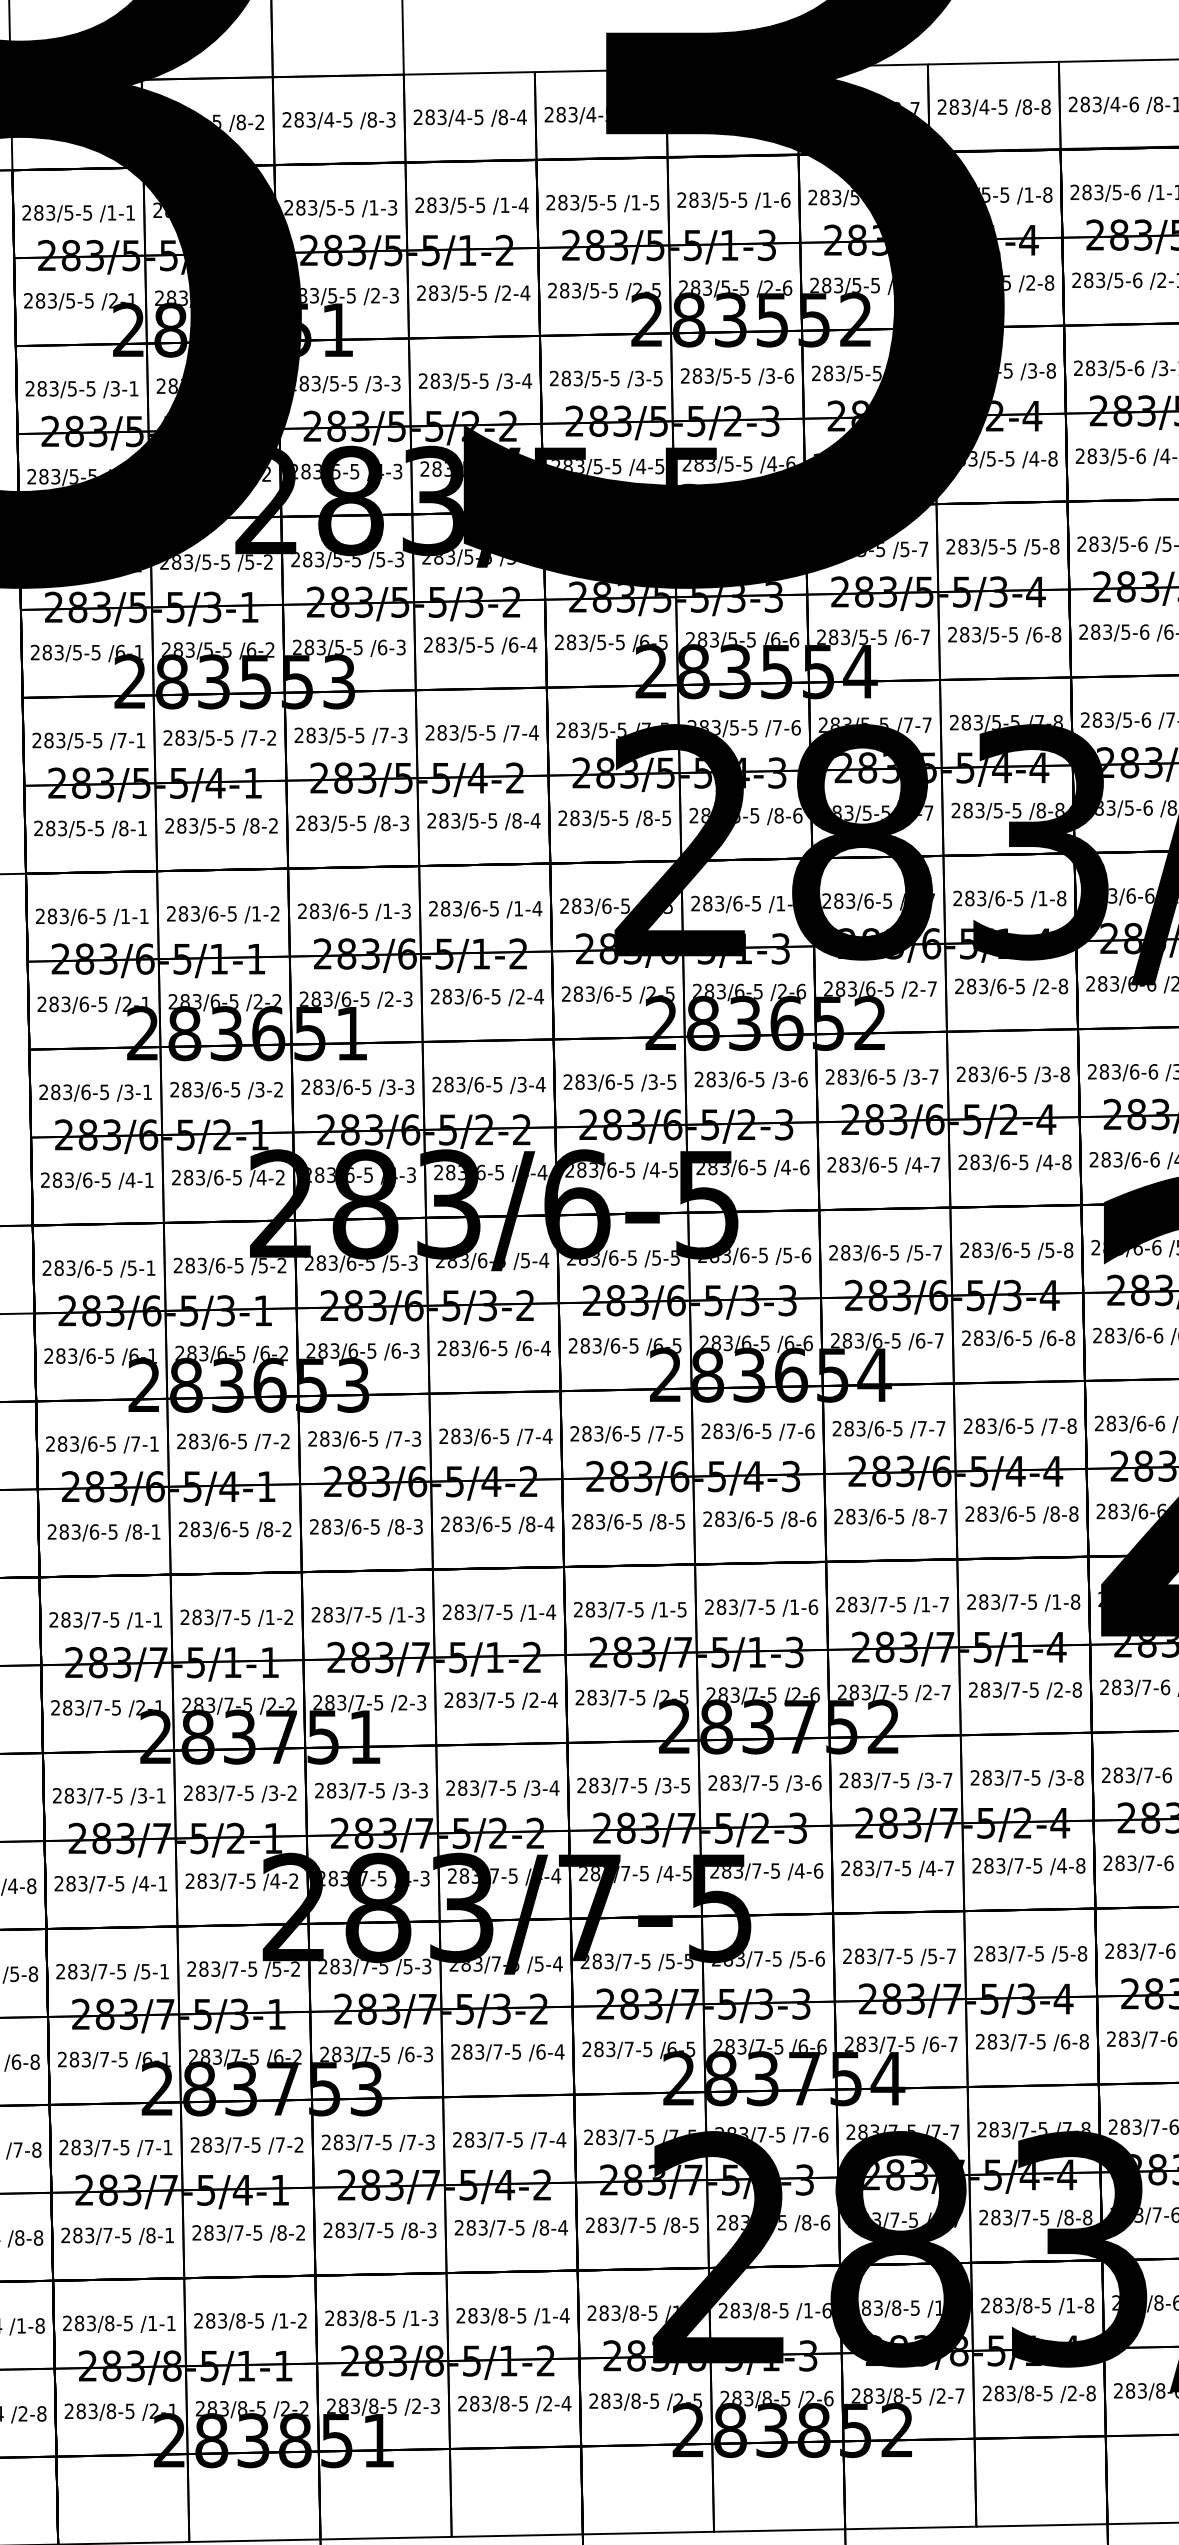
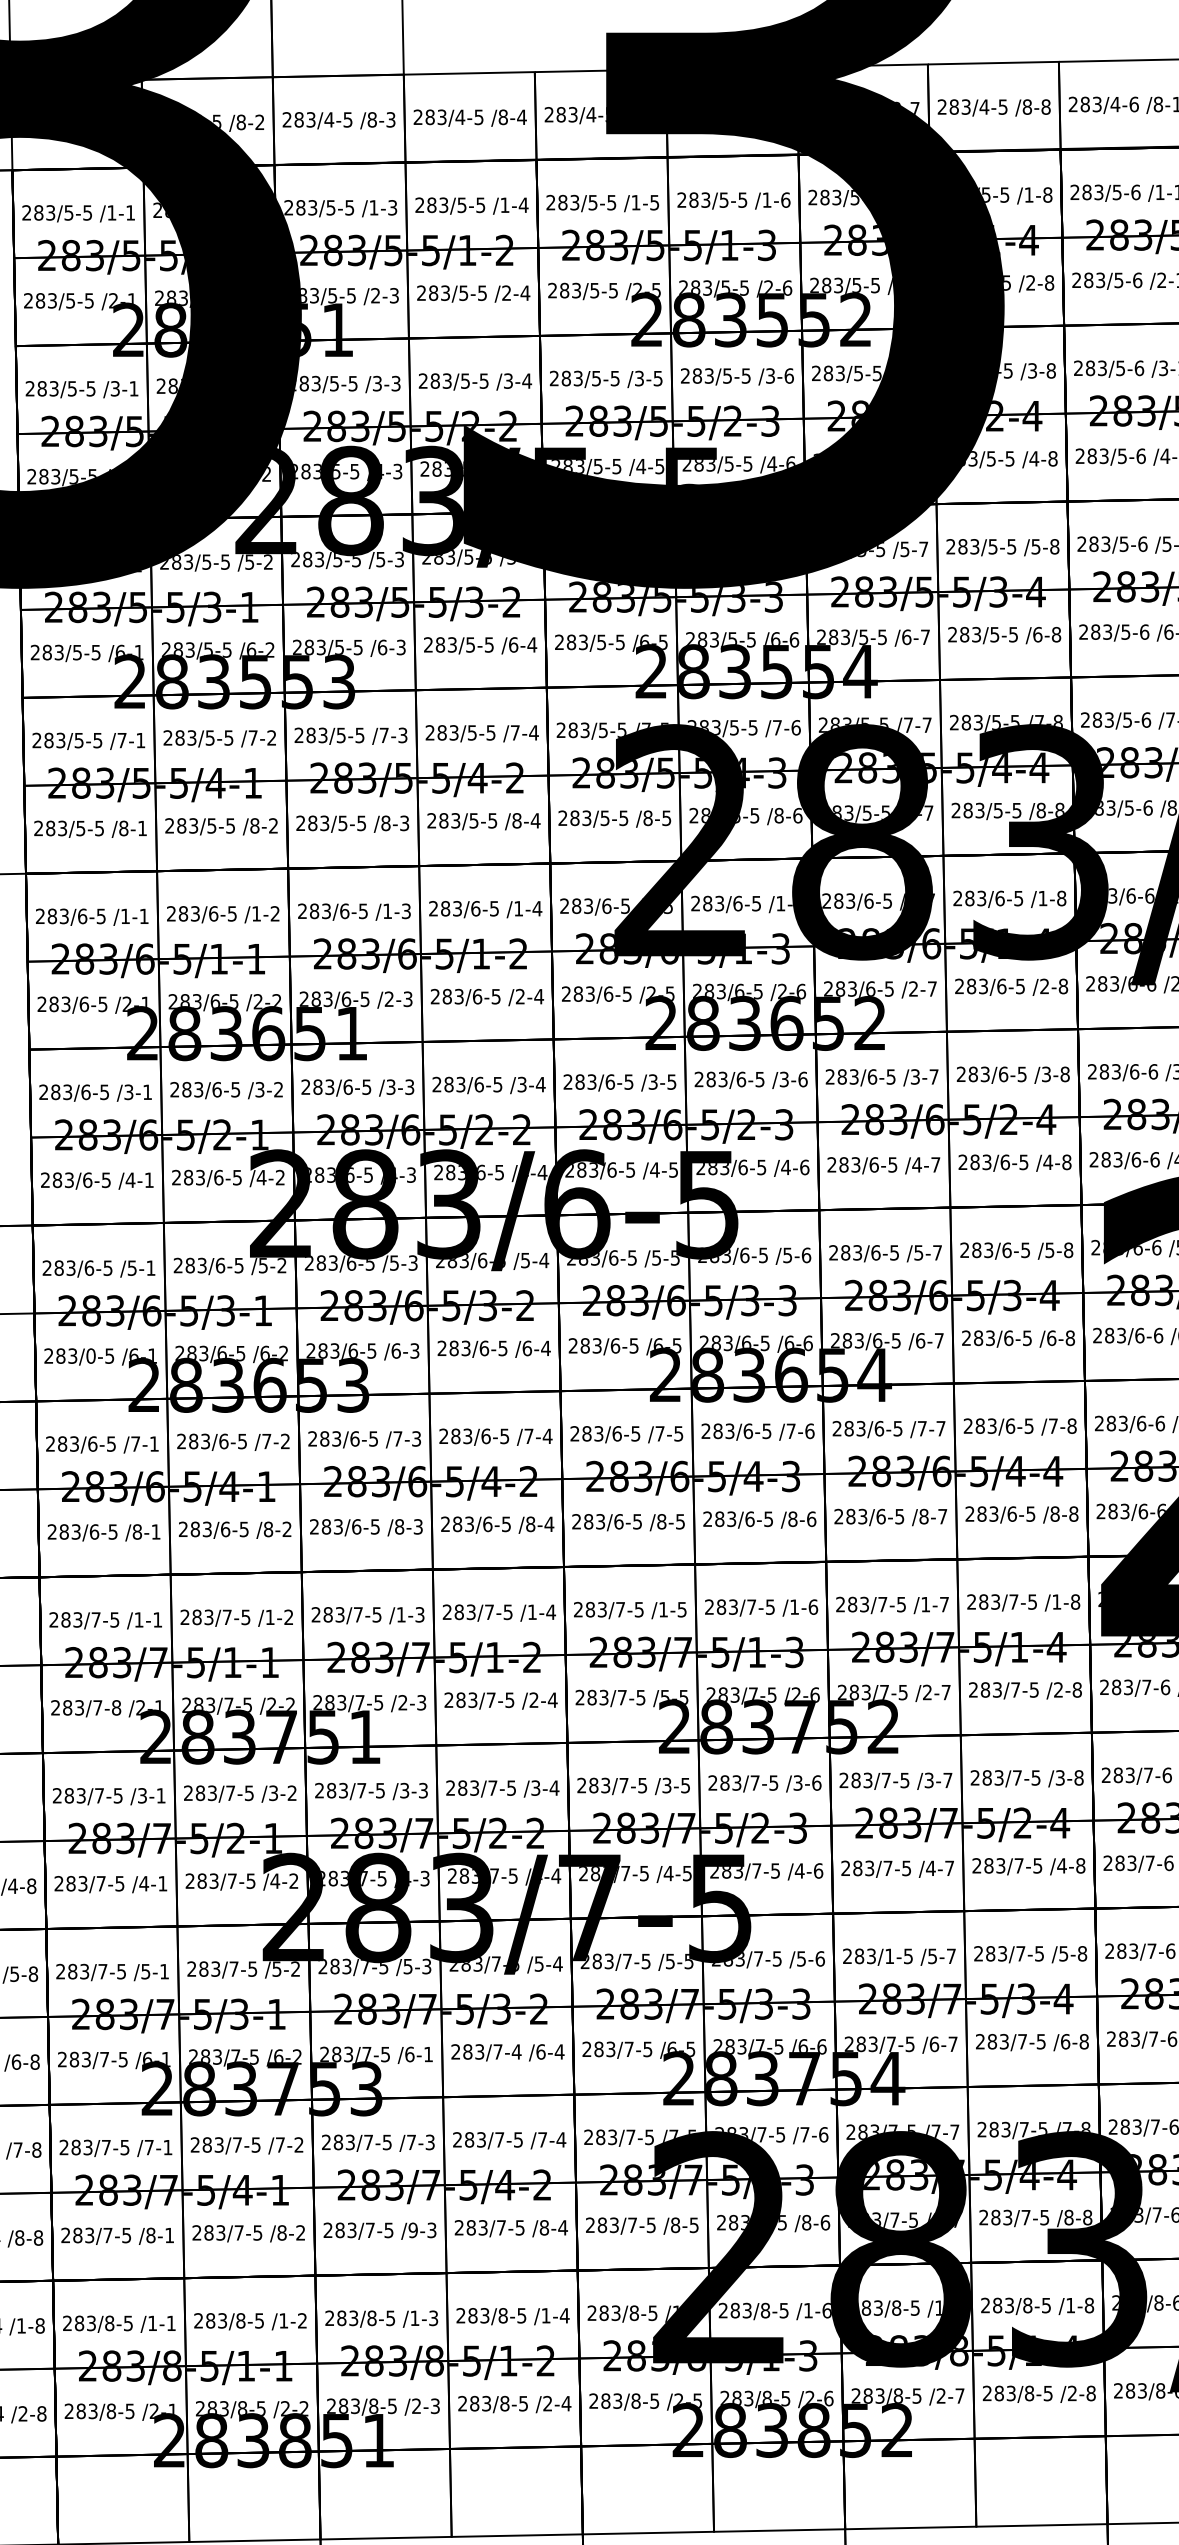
text: 283/6-5 -> 283/0-5 (90, 1355)
text: /2-5 -> /5-5 (664, 1695)
text: 283/7-5 -> 283/7-8 (116, 1707)
text: 283/7-5 -> 283/1-5 (889, 1955)
text: 283/7-5 -> 283/7-4 (516, 2051)
text: /6-3 -> /6-1 (428, 2054)
text: /8-3 -> /9-3 (412, 2230)
